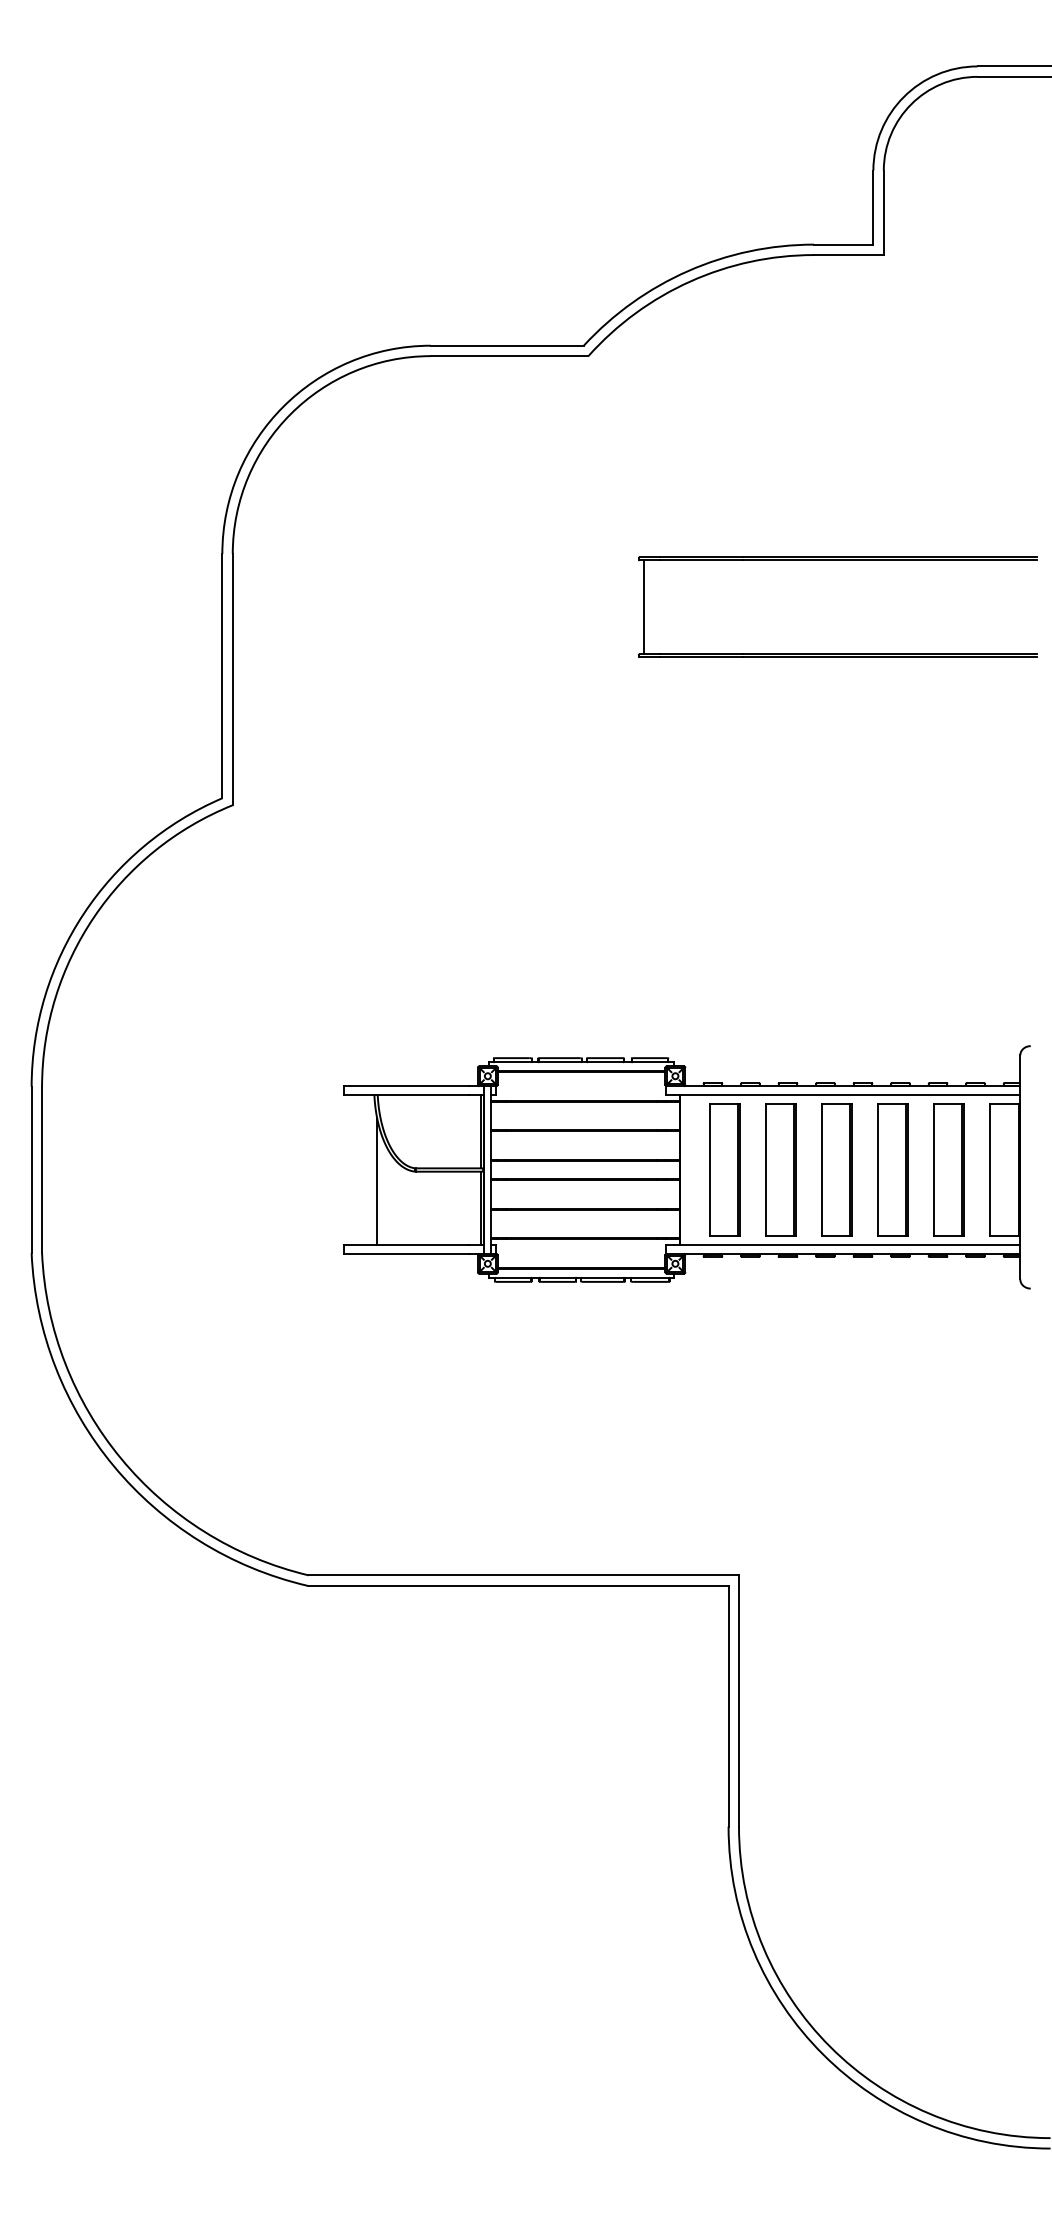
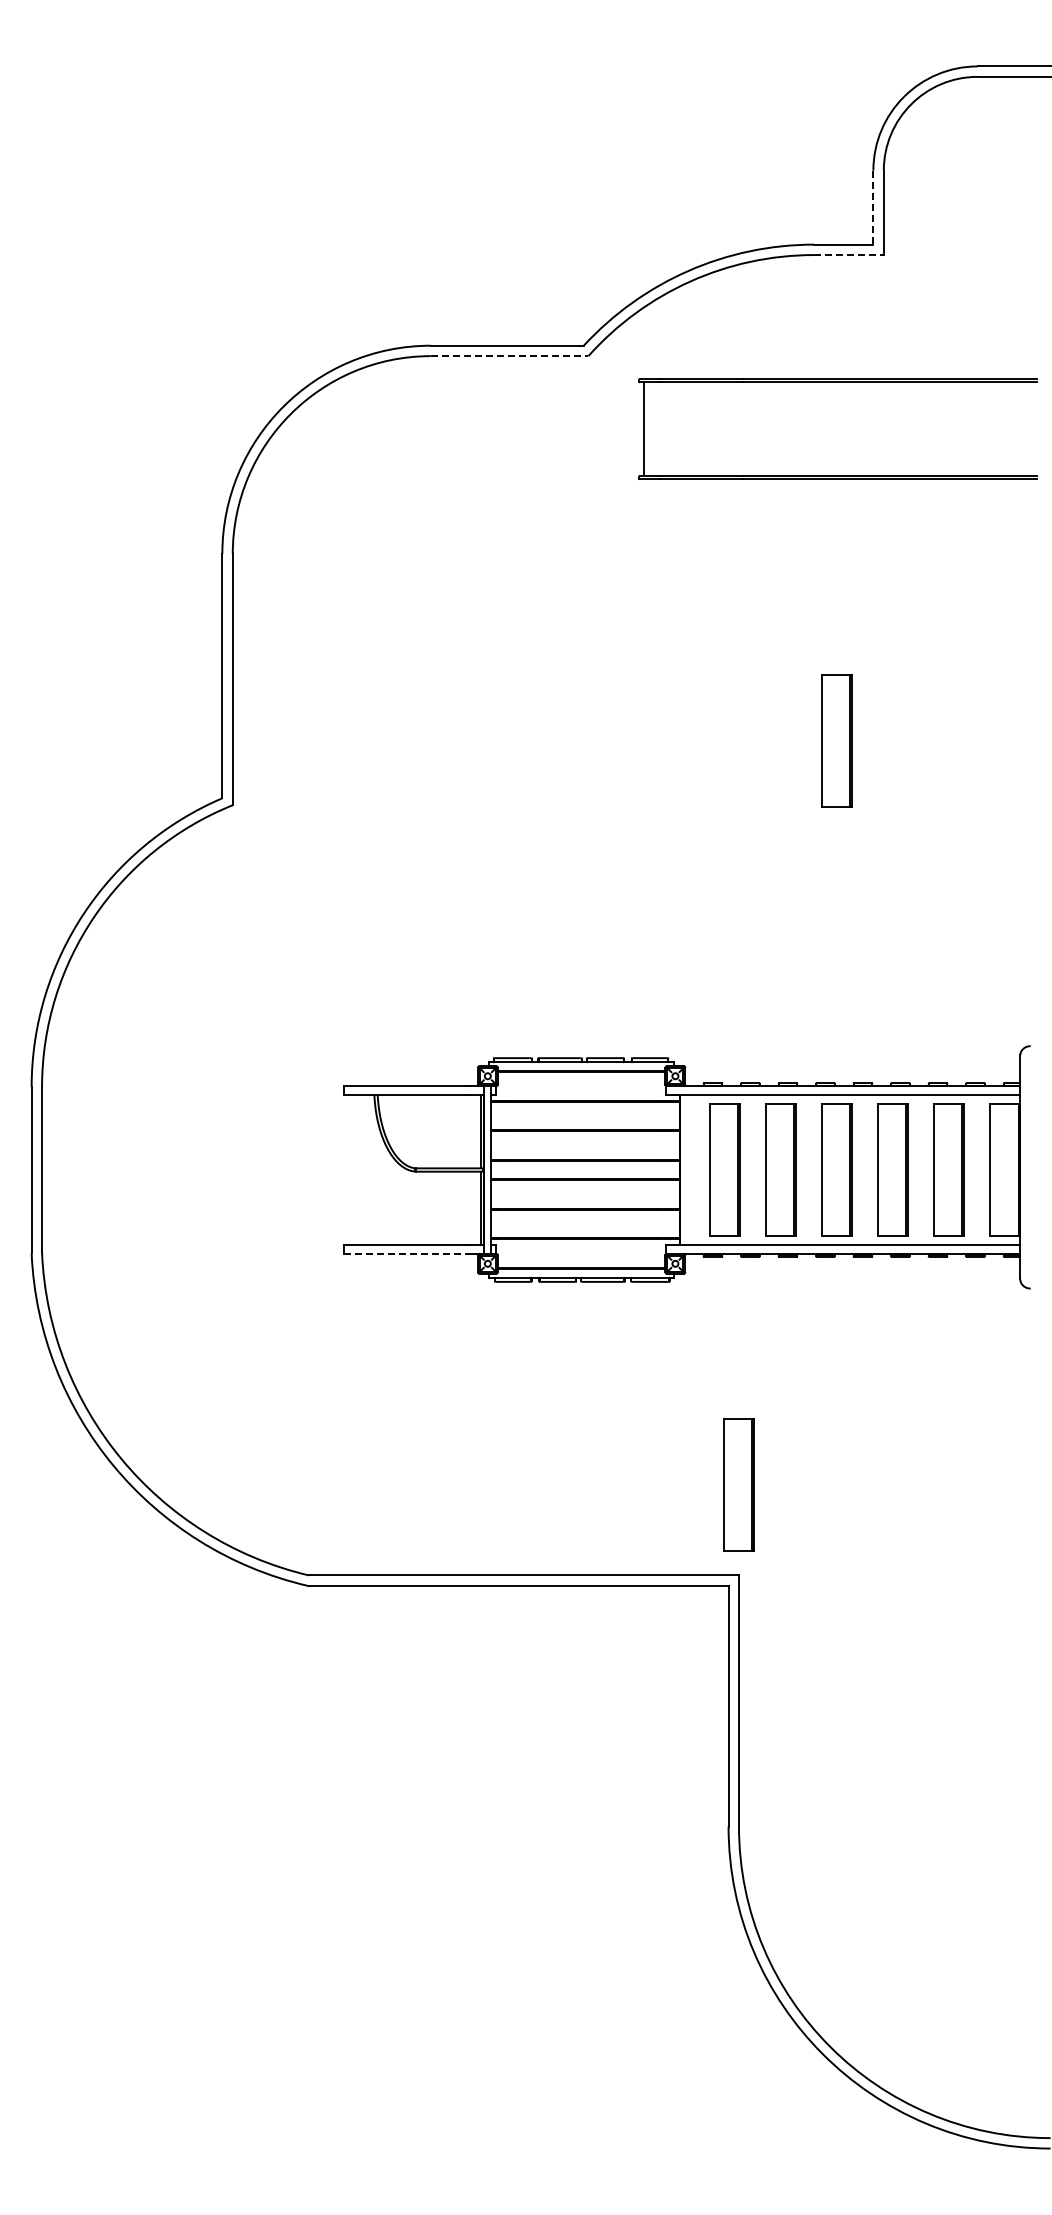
line: solid -> dashed (873, 207)
line: solid -> dashed (848, 255)
line: solid -> dashed (509, 356)
part position: (837, 560) -> (837, 382) (837, 382)
part: none -> present (836, 740)
line: present -> none (377, 1181)
line: solid -> dashed (406, 1254)
part: none -> present (738, 1484)
